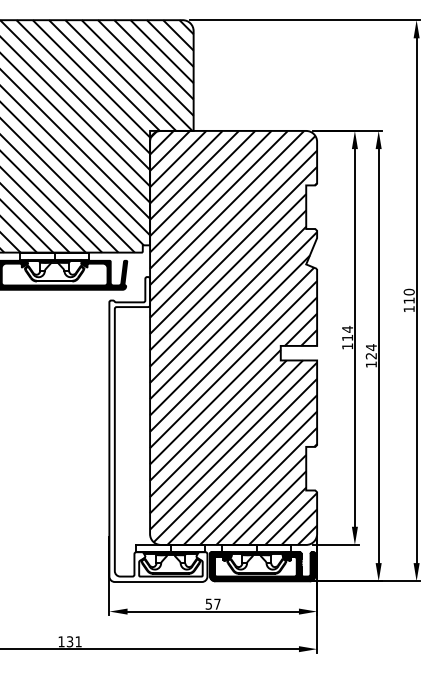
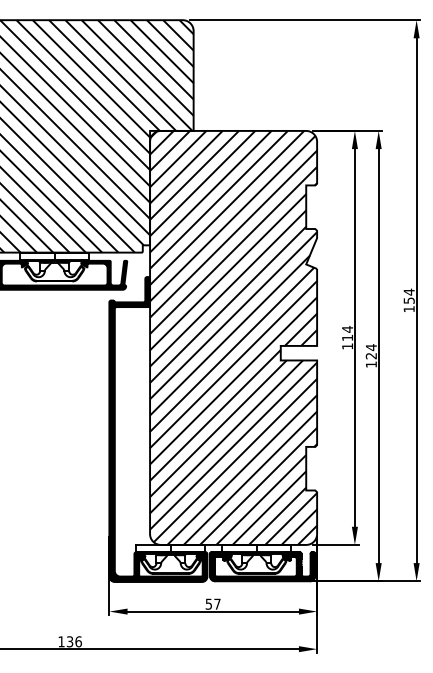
text: 110 -> 154 (408, 295)
fill: none -> present (158, 429)
text: 131 -> 136 (78, 641)
